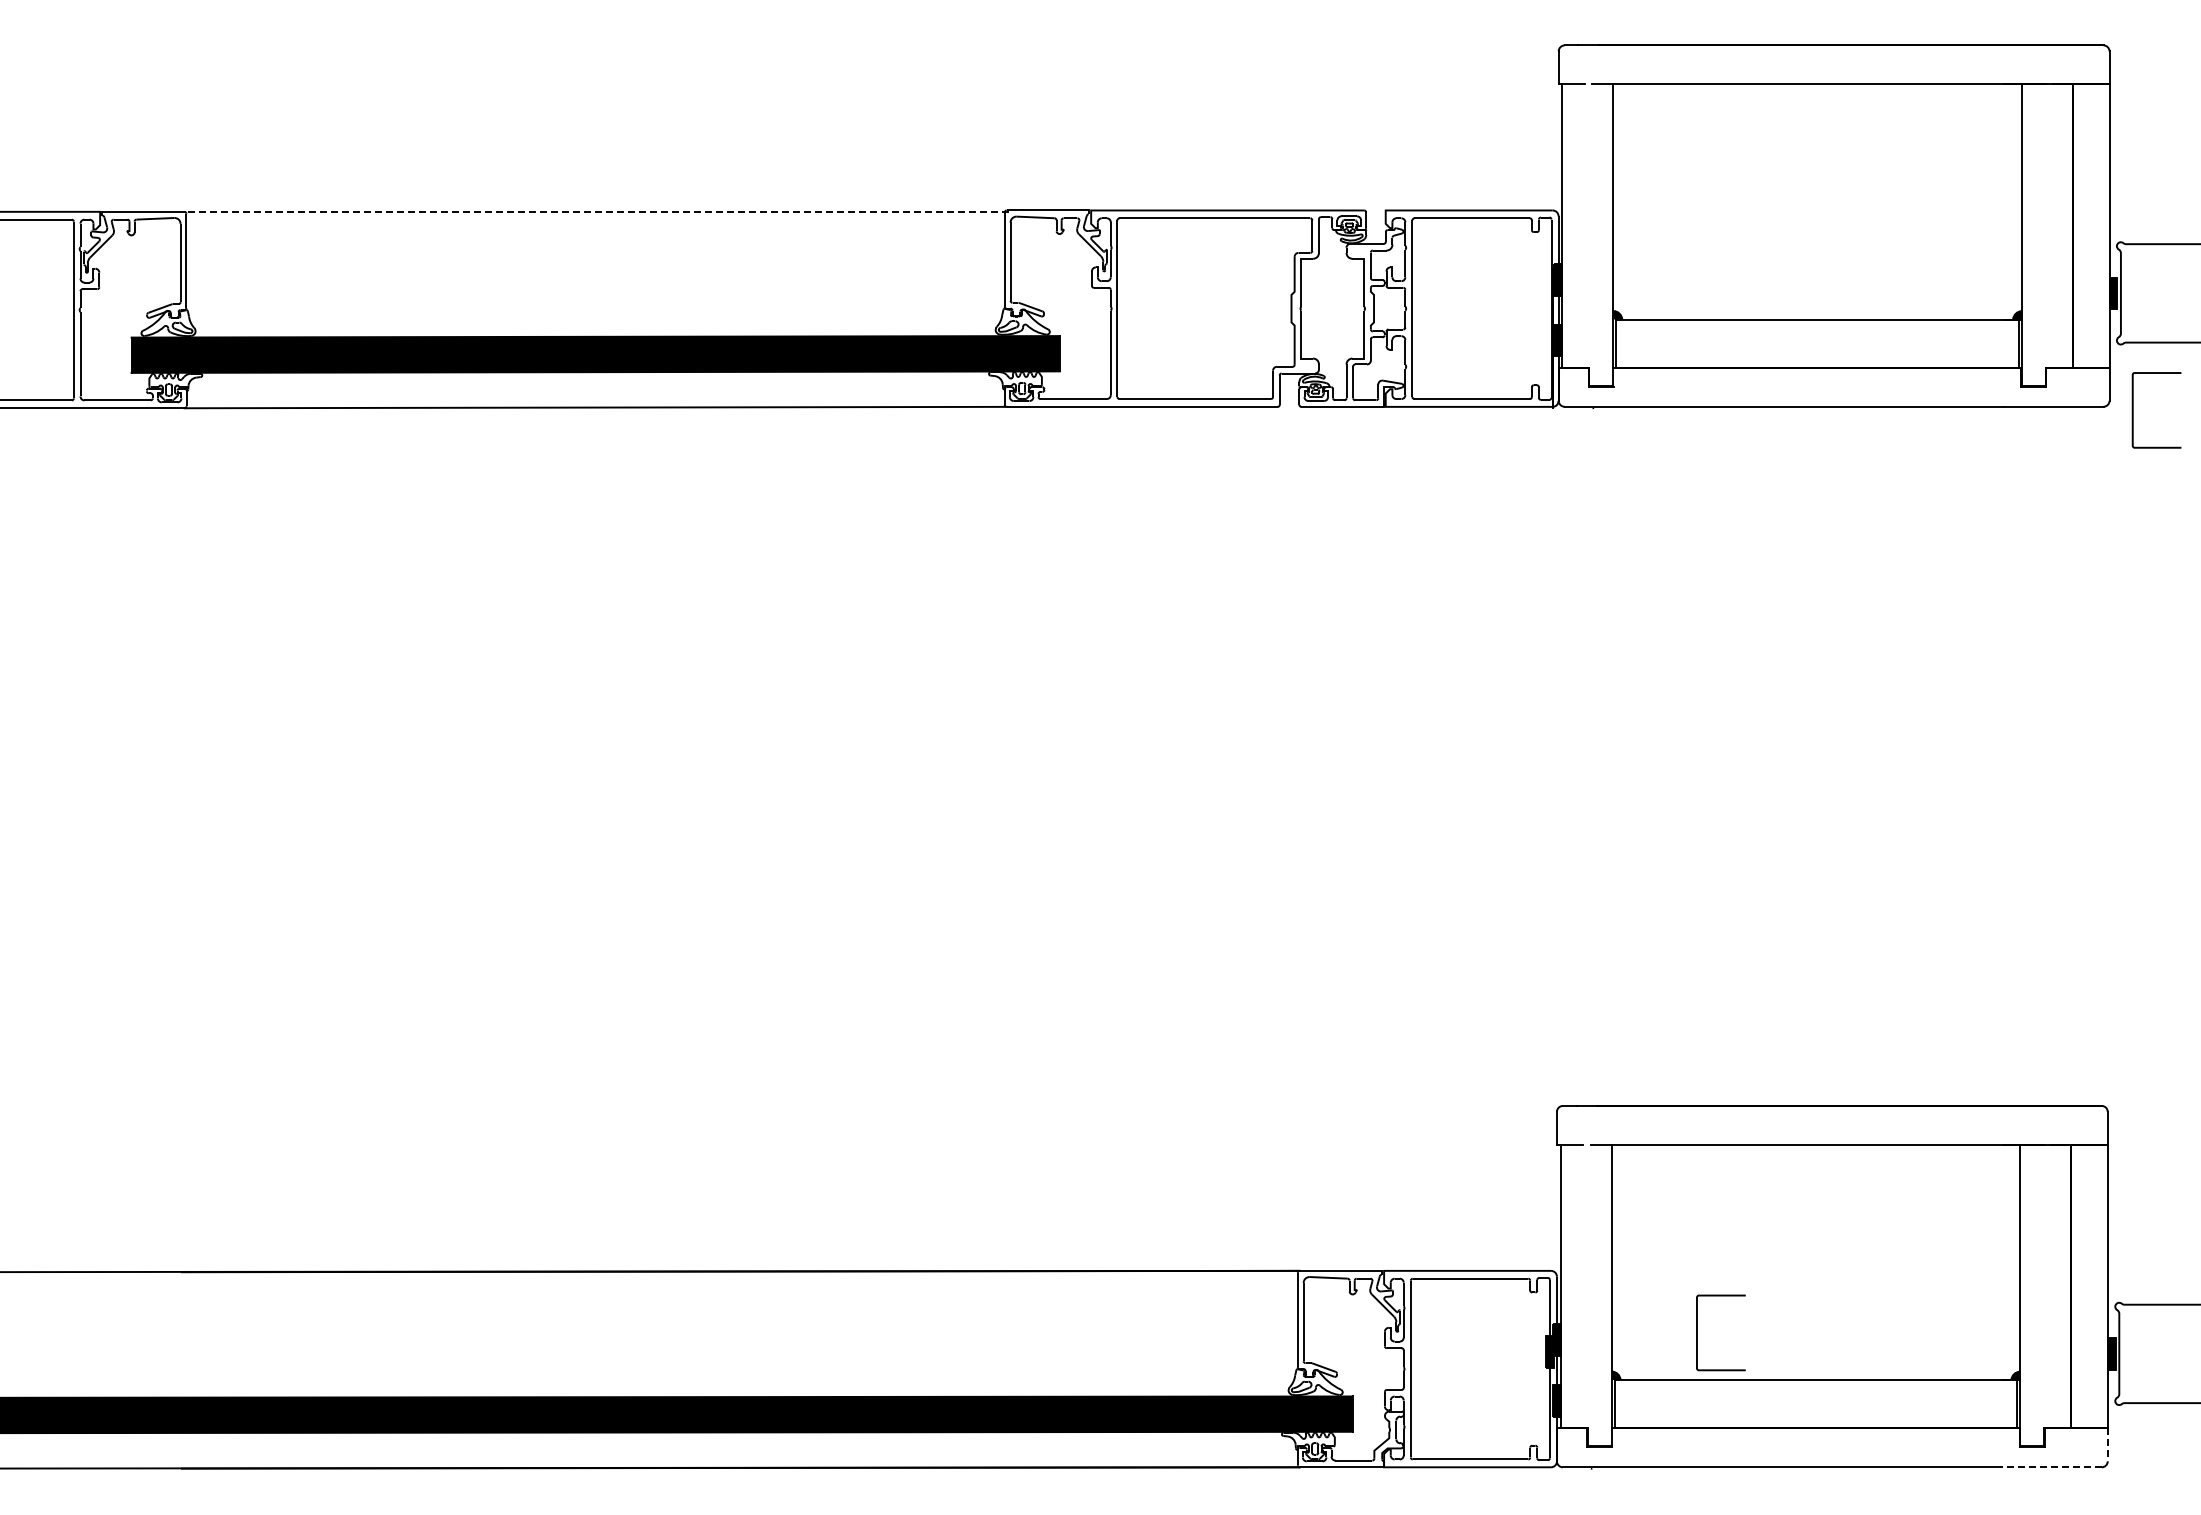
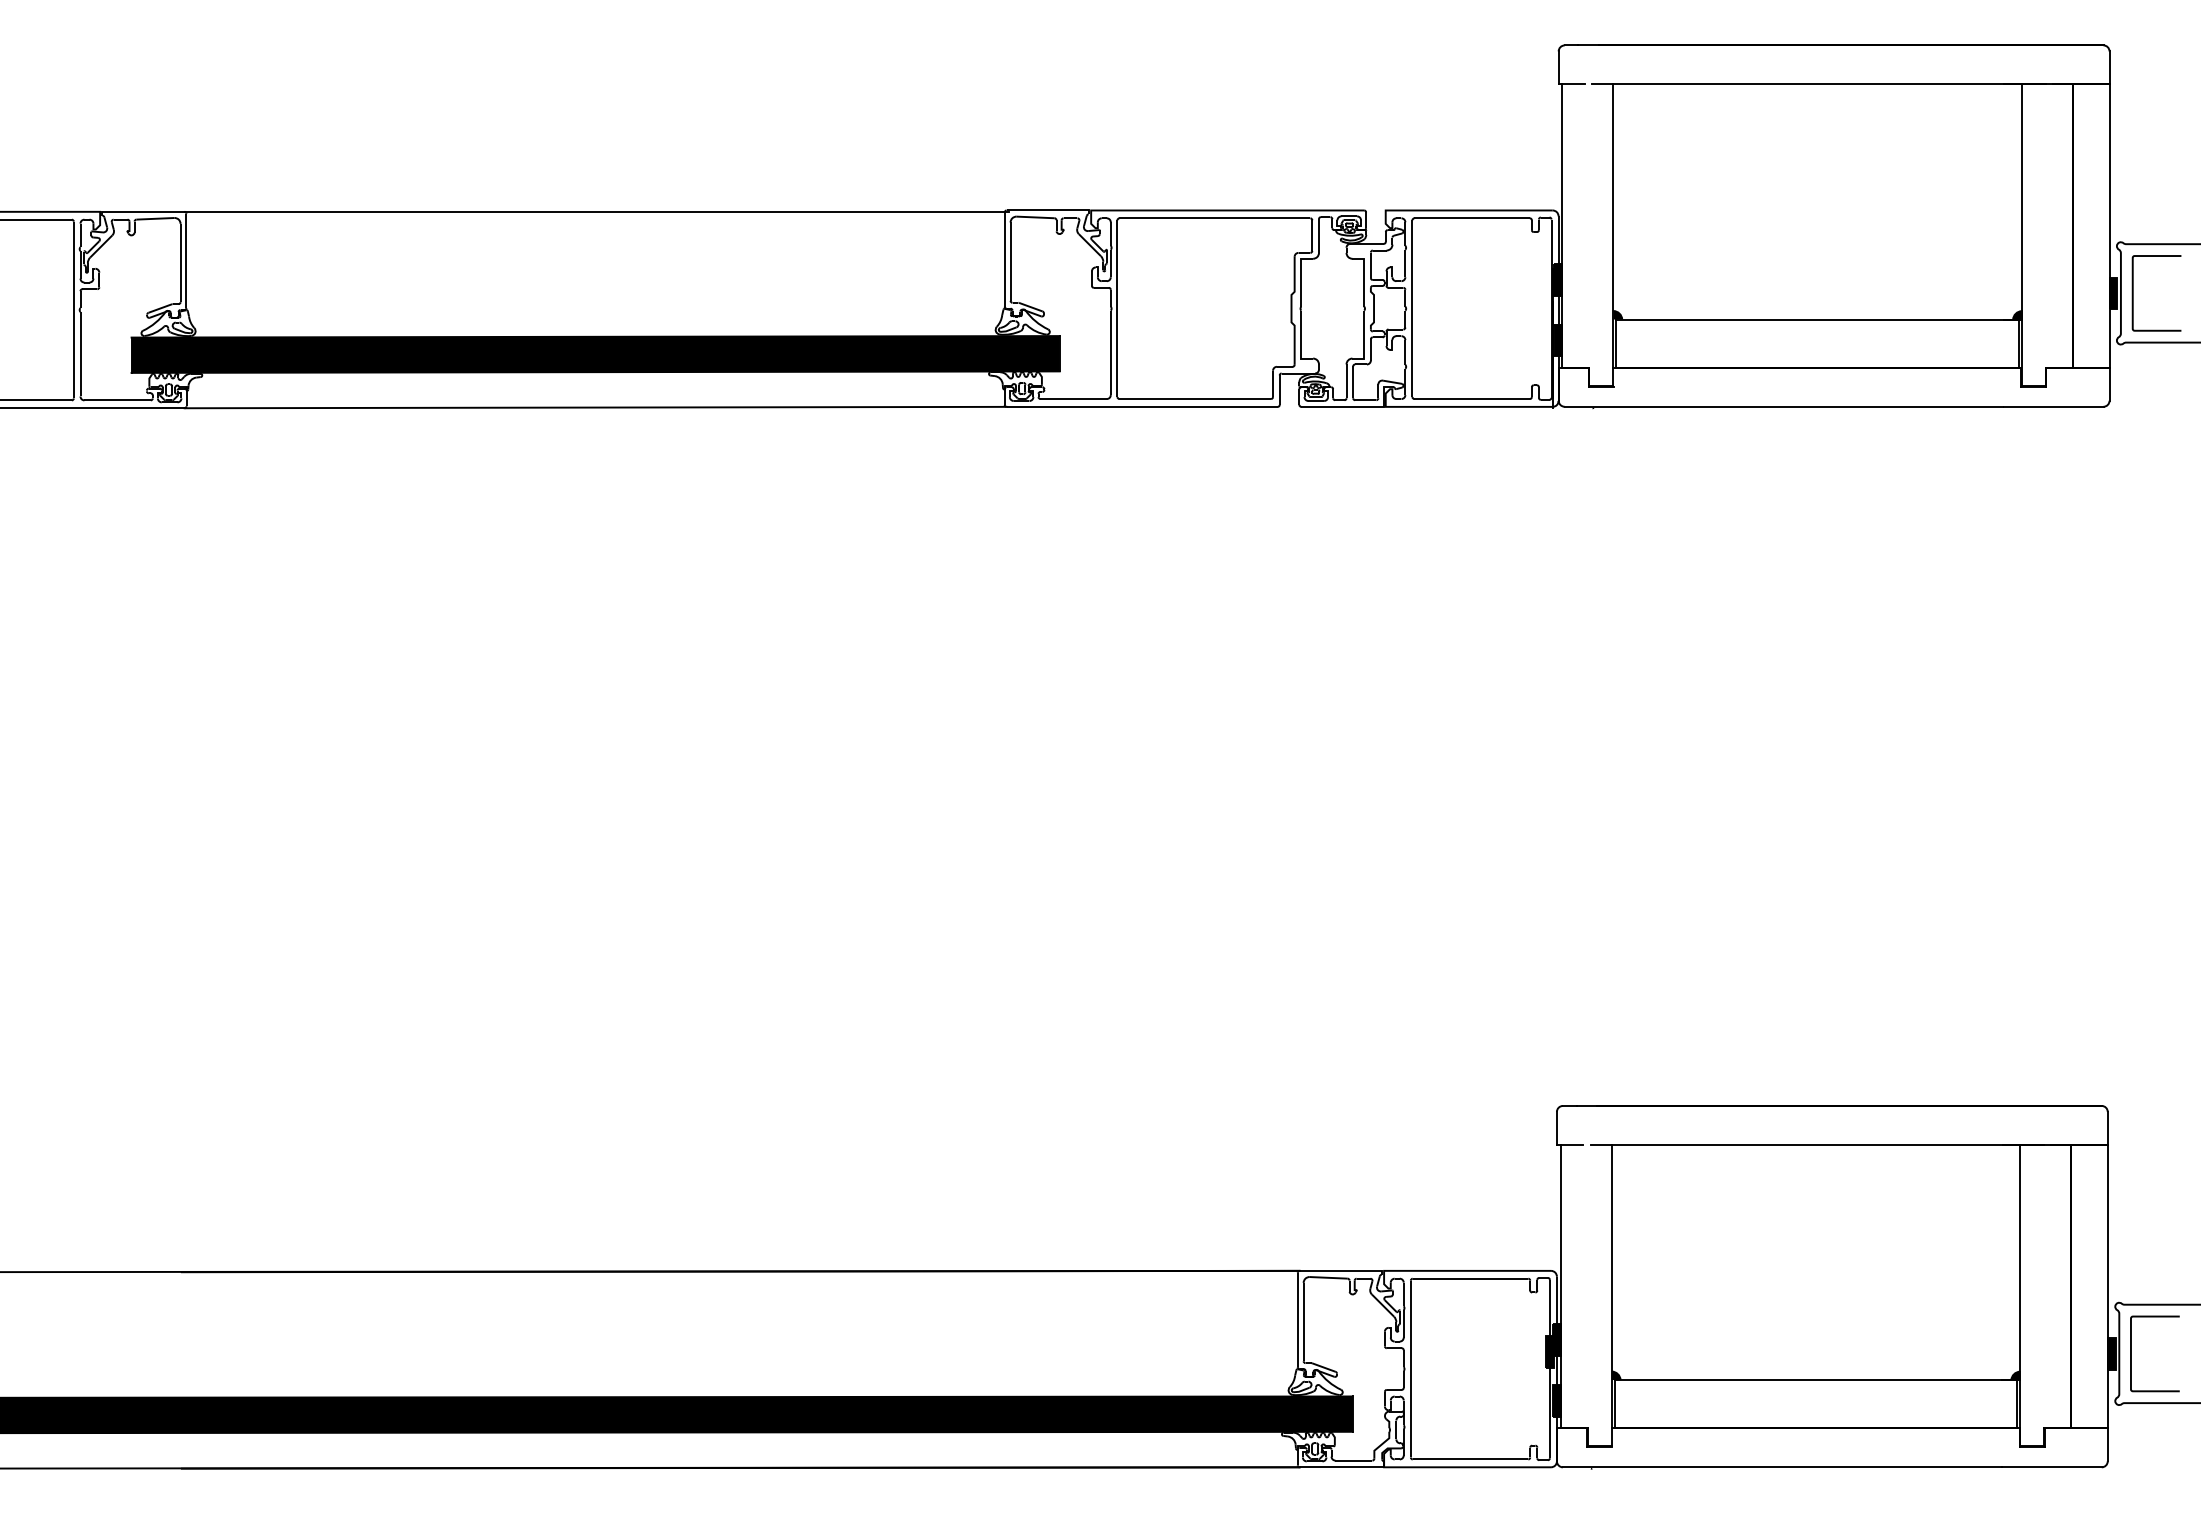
line: dashed -> solid (596, 211)
curve position: (2133, 410) -> (2133, 293) (2133, 293)
curve position: (1697, 1332) -> (2131, 1353) (2131, 1353)
line: dashed -> solid (2107, 1444)
line: dashed -> solid (2052, 1467)
